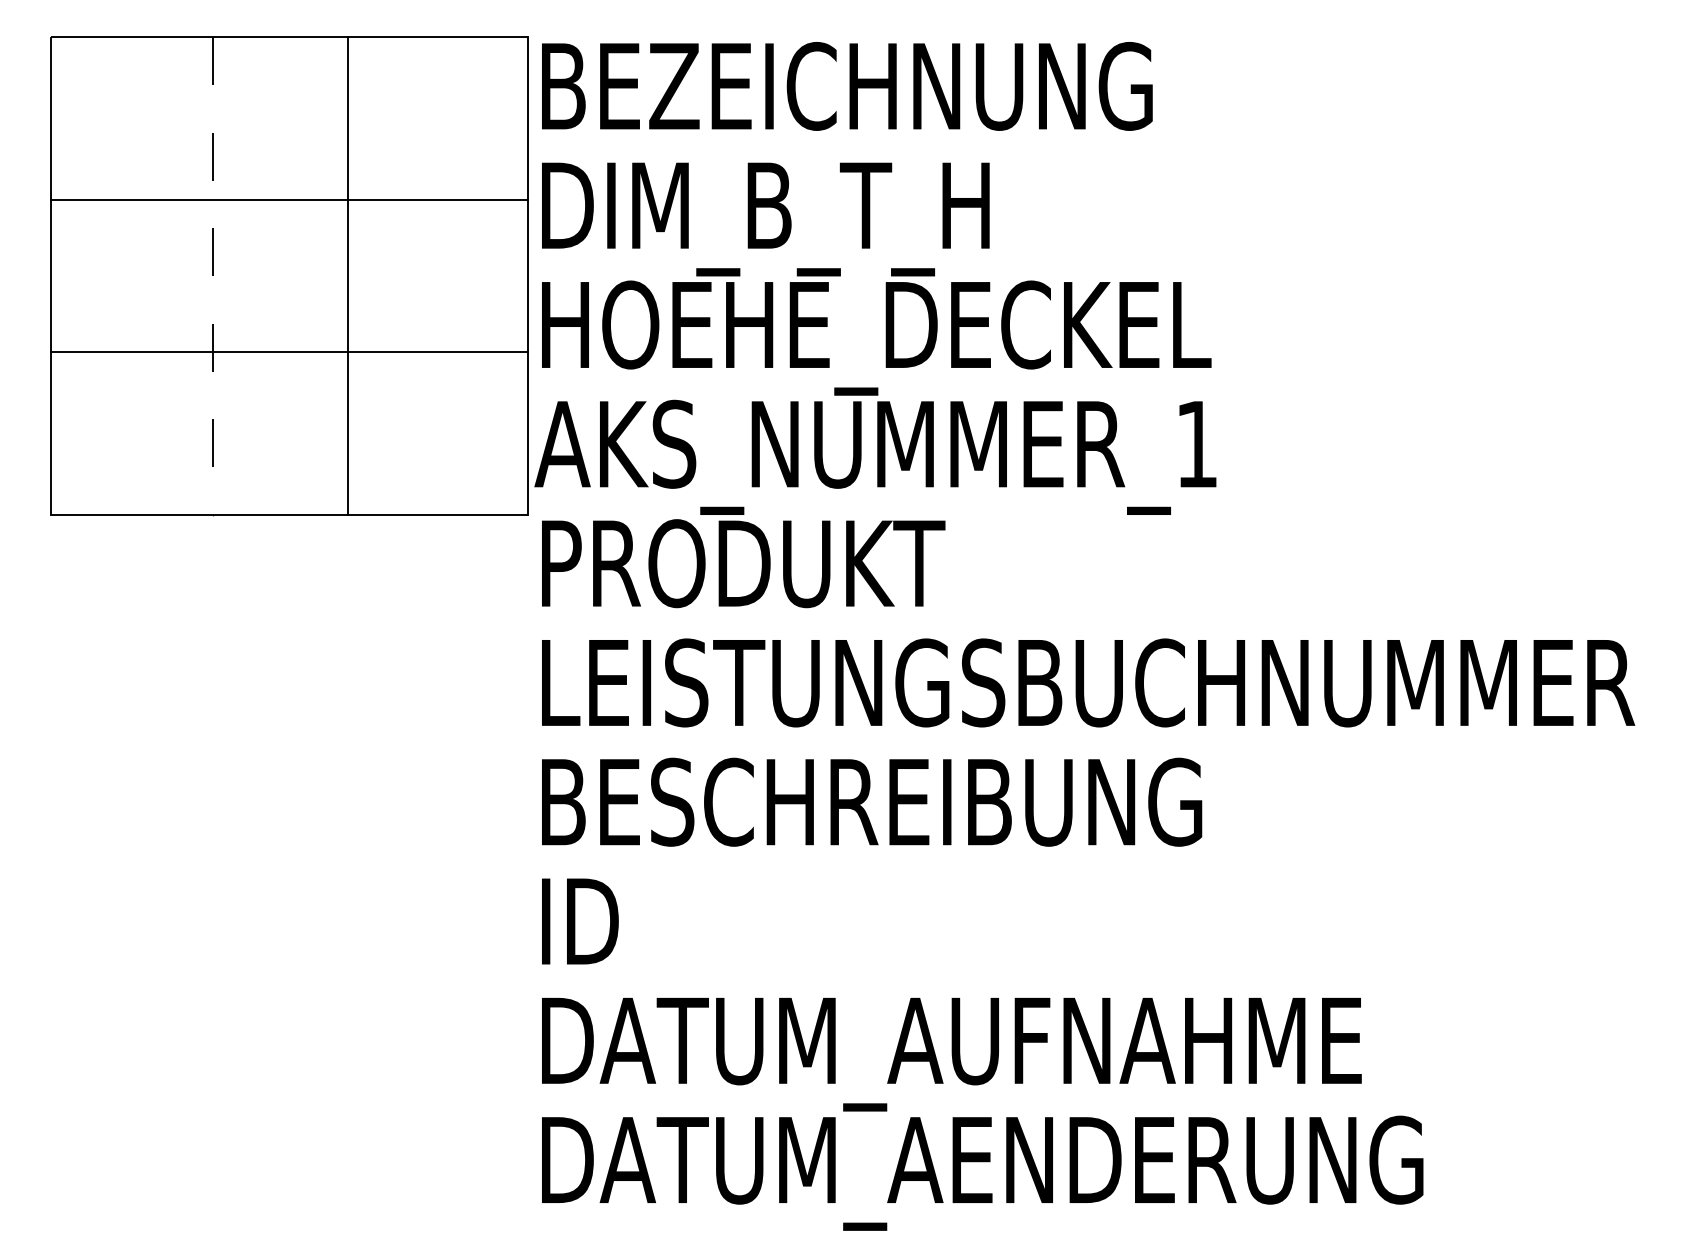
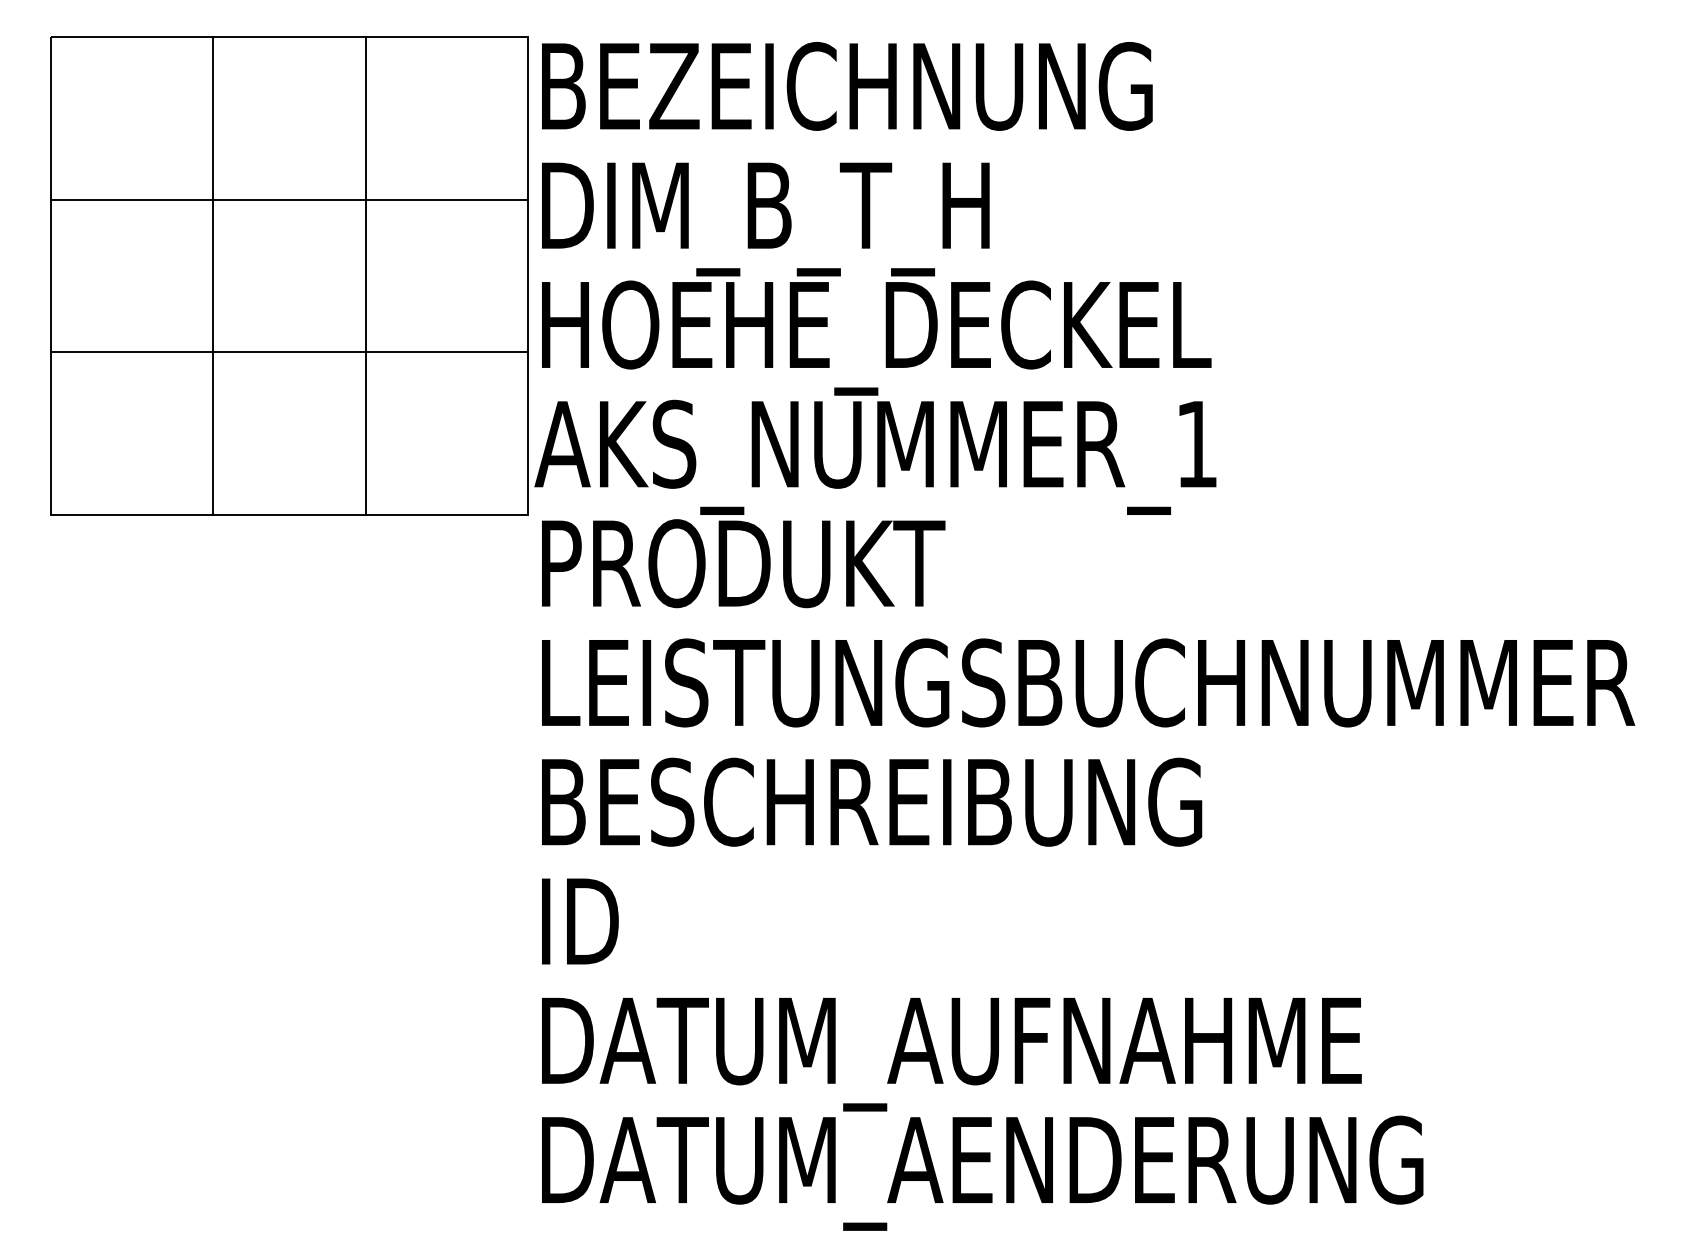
line position: (347, 275) -> (365, 275) (365, 275)
line: dashed -> solid (212, 276)
